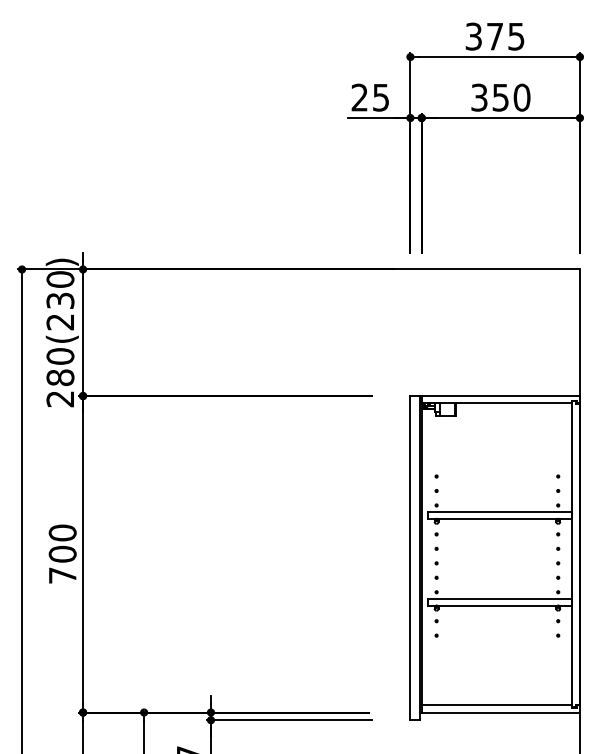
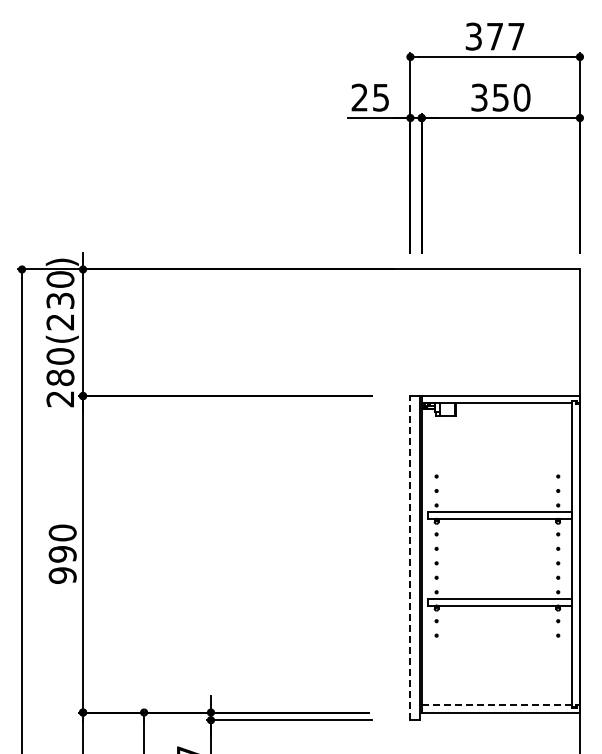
text: 375 -> 377 (516, 36)
line: solid -> dashed (410, 557)
text: 700 -> 990 (62, 564)
line: solid -> dashed (497, 705)
